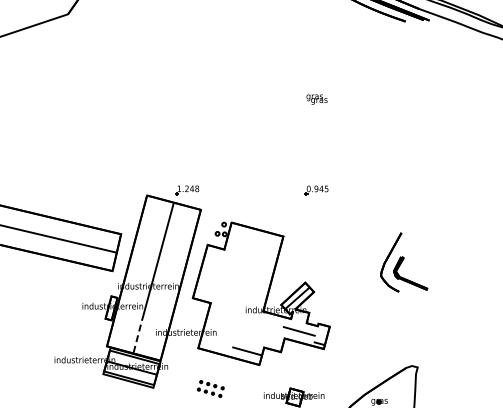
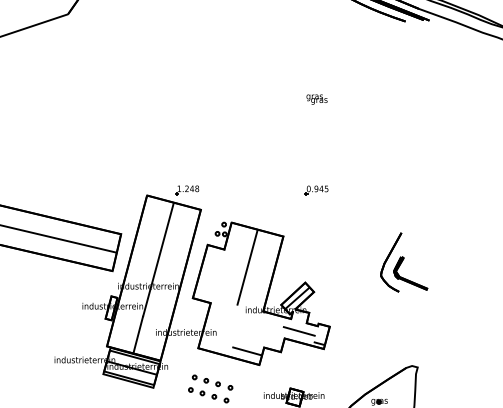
line: none -> present (247, 267)
line: dashed -> solid (138, 334)
part size: 29x18 px -> 46x30 px (210, 388)
